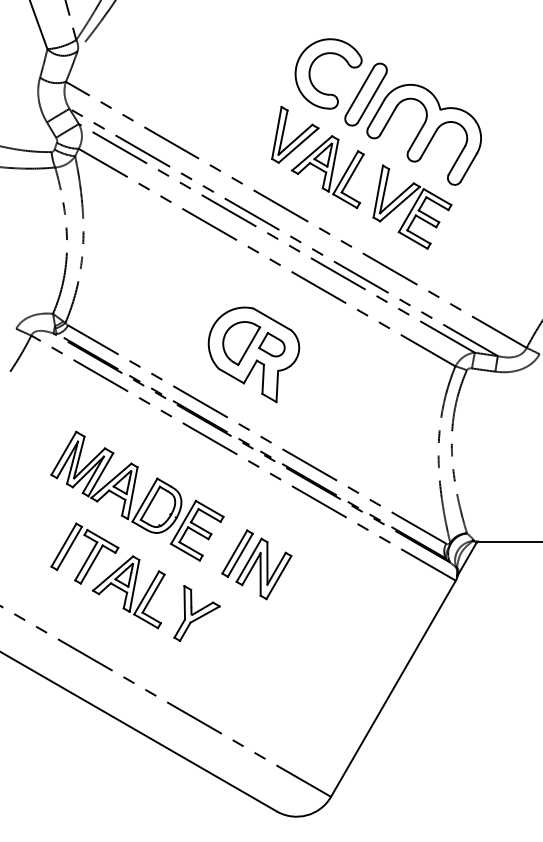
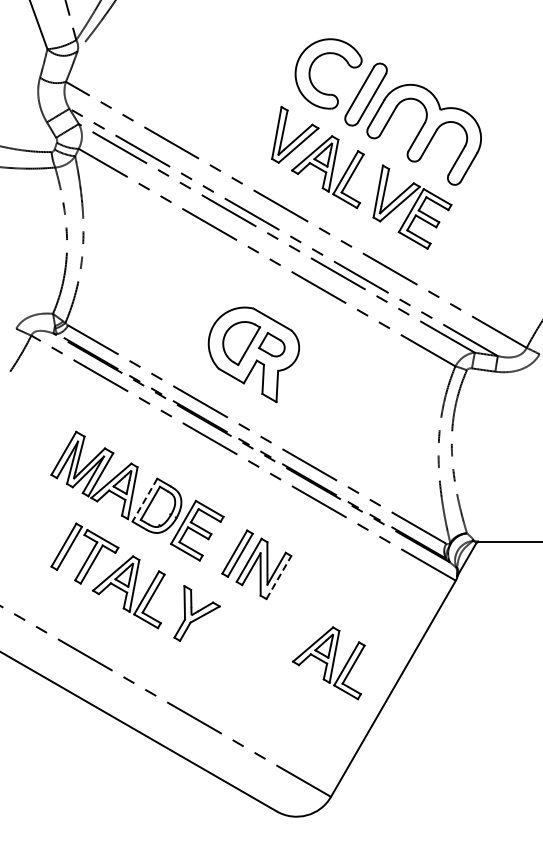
line: solid -> dashed (144, 500)
line: solid -> dashed (278, 577)
part: none -> present (328, 663)
